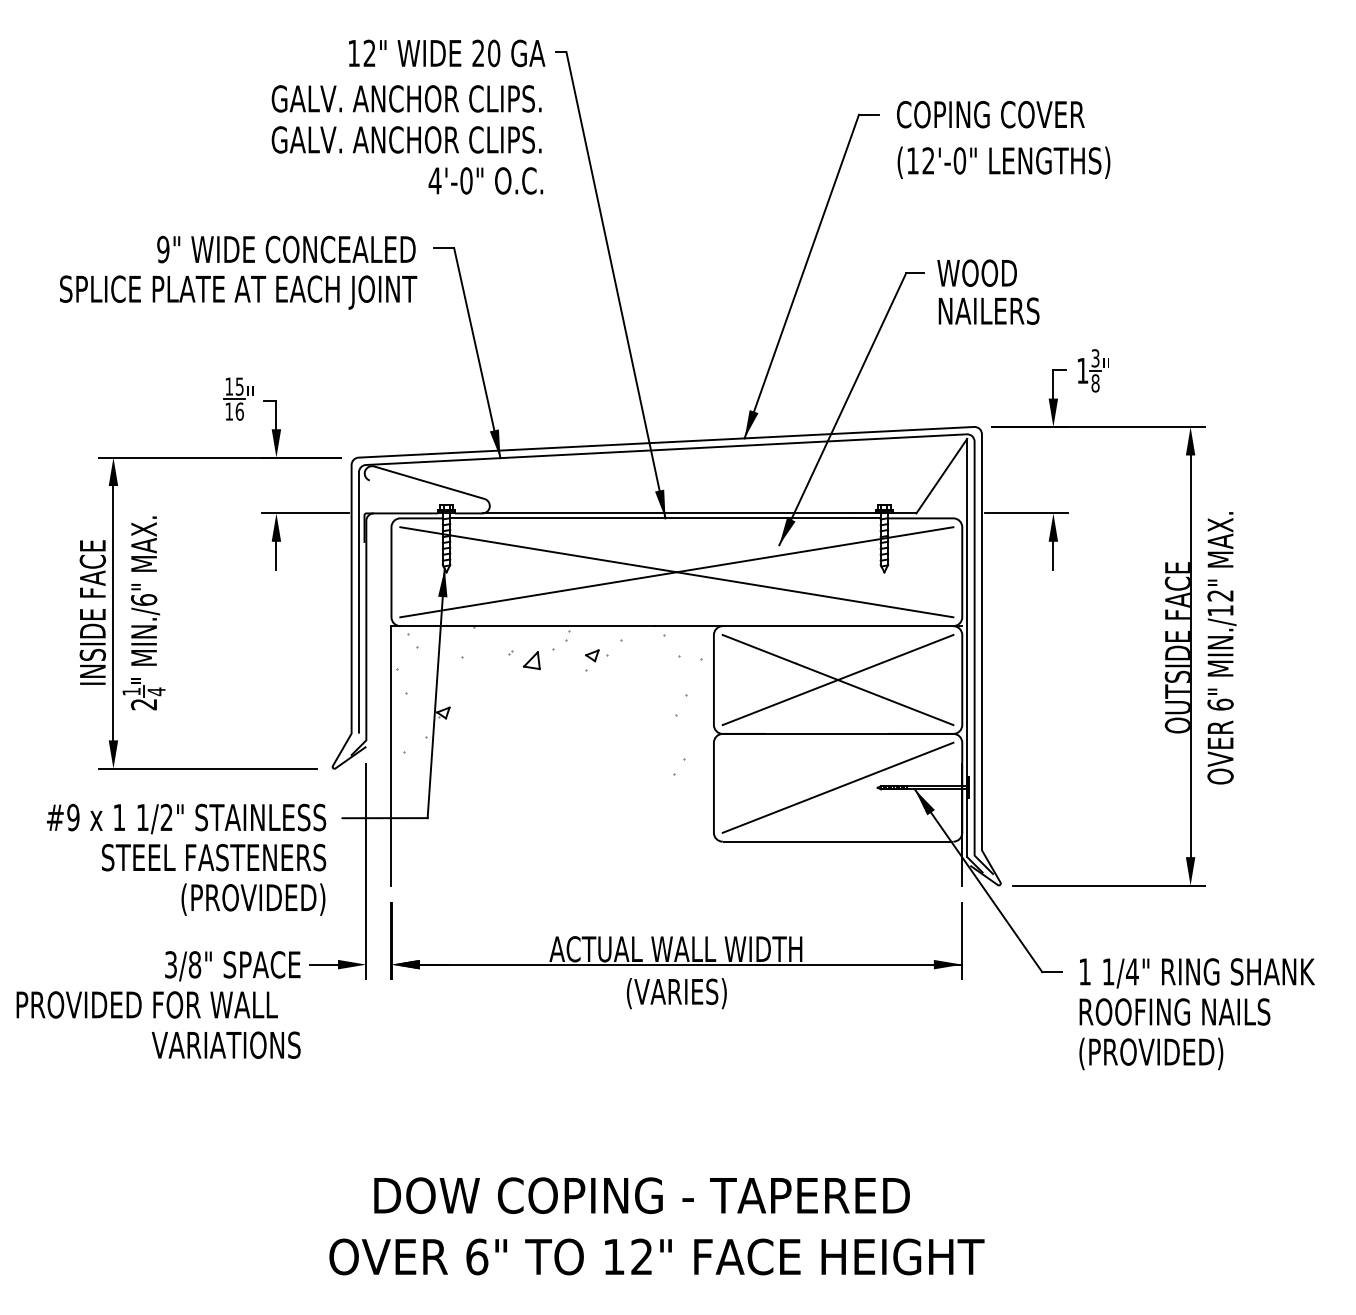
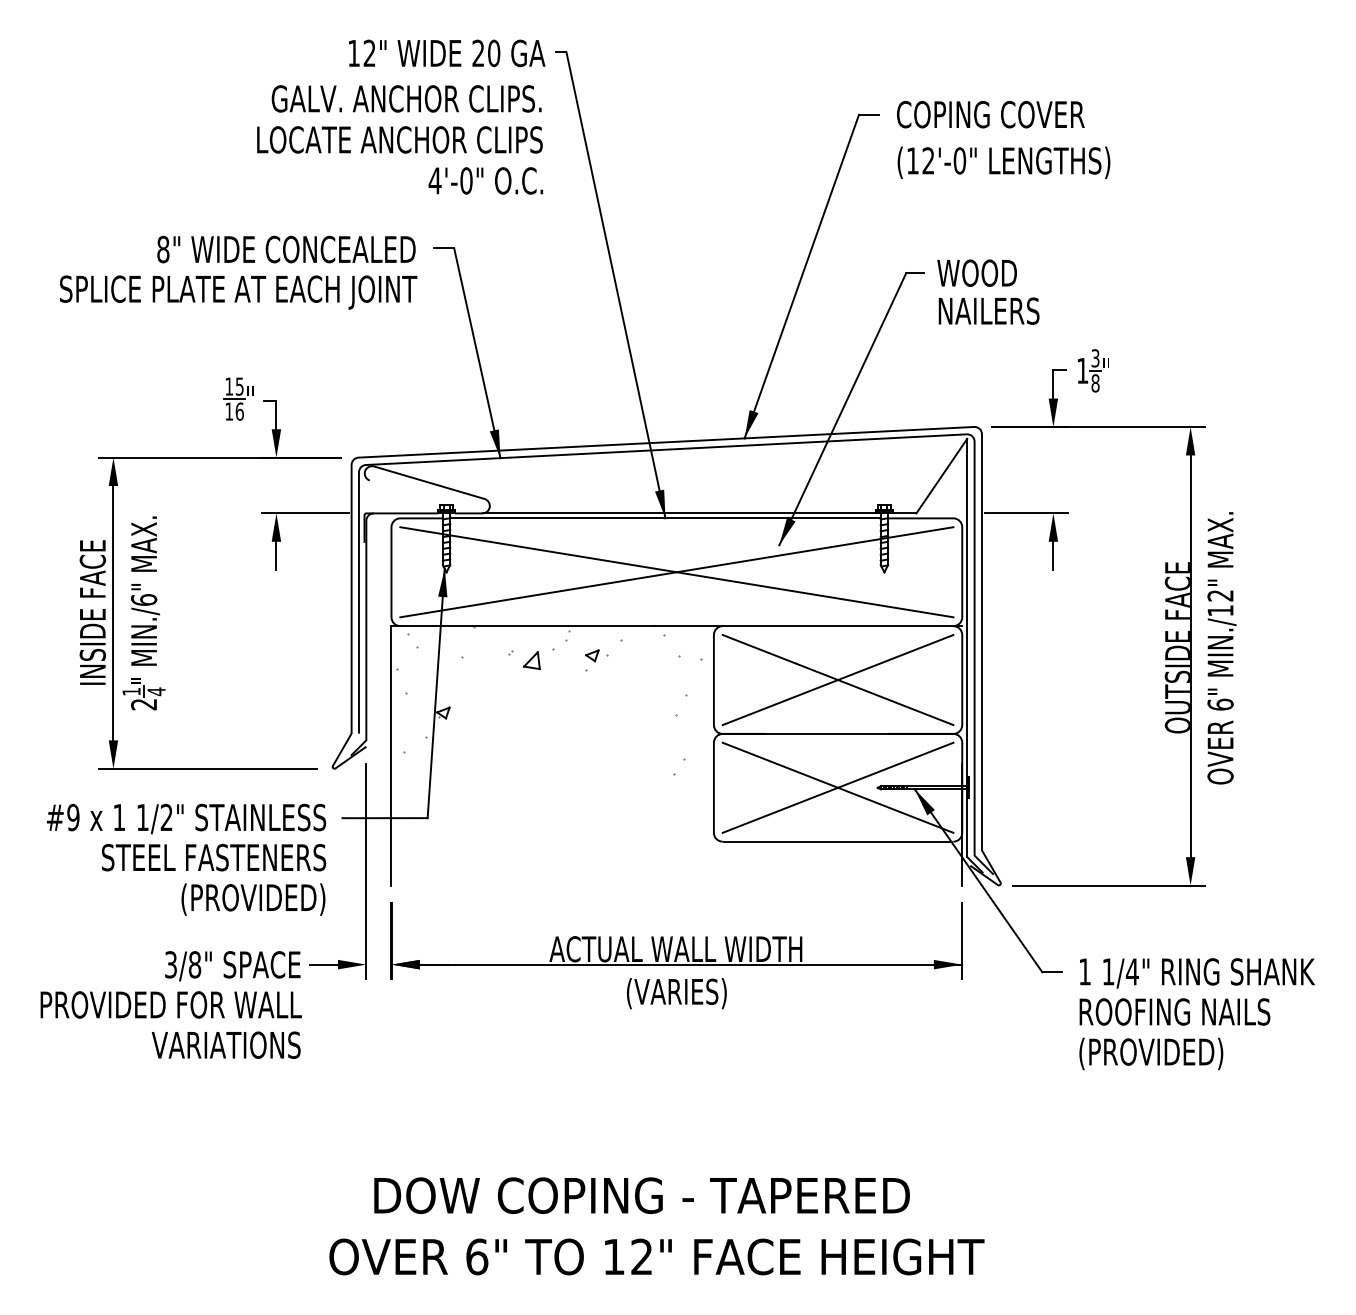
text: GALV. ANCHOR CLIPS. -> LOCATE ANCHOR CLIPS (399, 139)
text: 9" -> 8" (163, 249)
line: none -> present (837, 787)
text position: (146, 1004) -> (170, 1004) (170, 1004)
